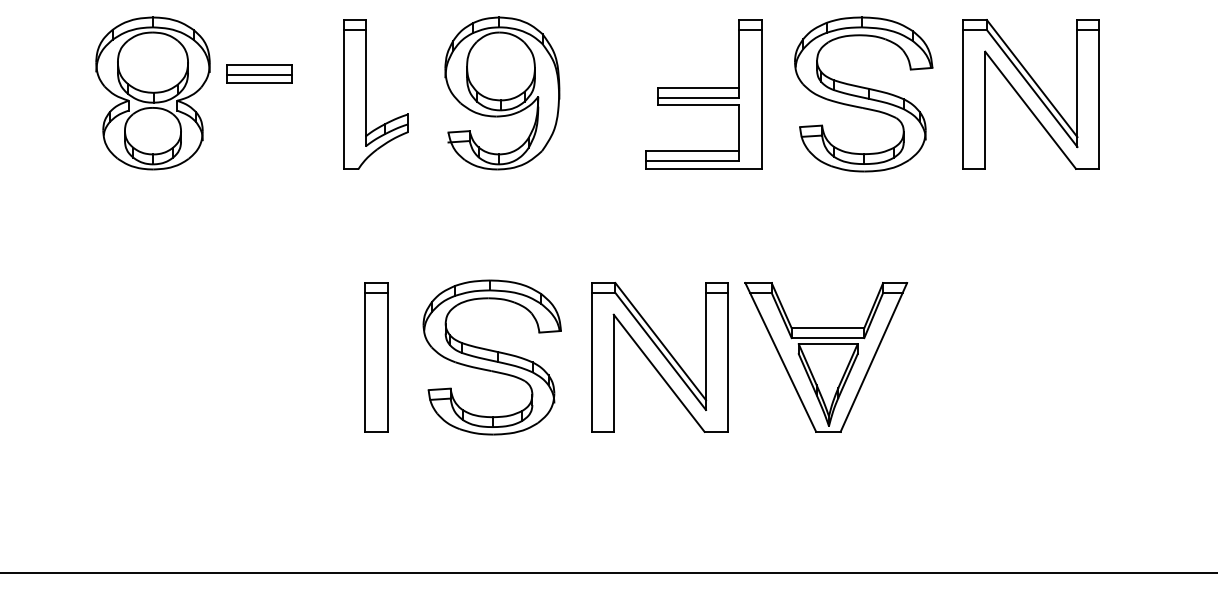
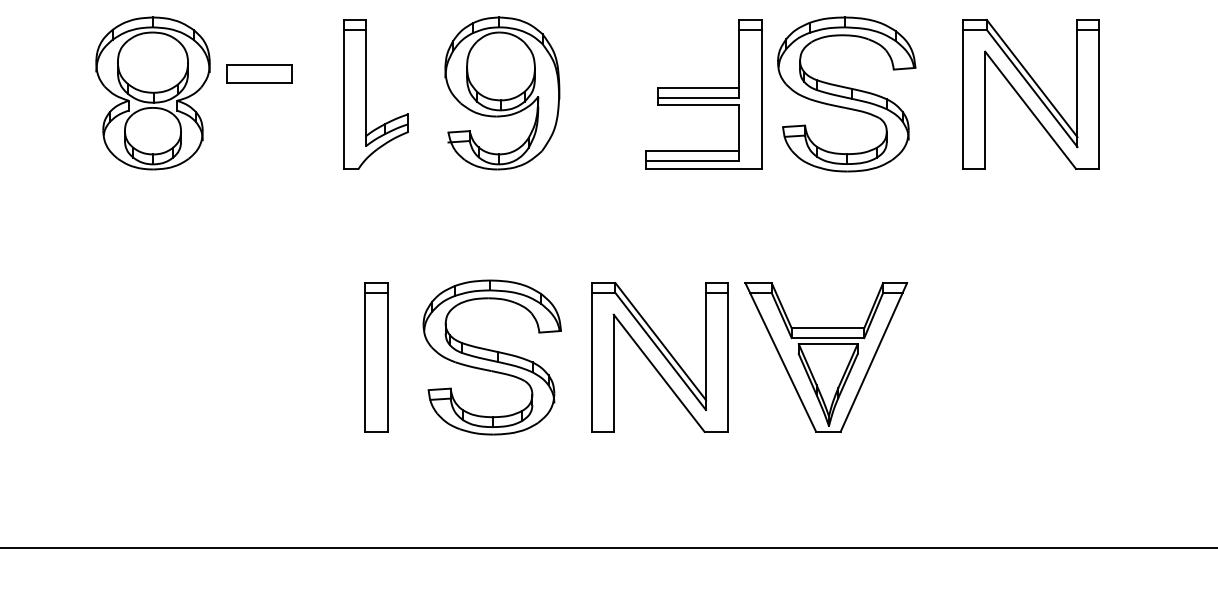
line: present -> none (259, 74)
part position: (863, 94) -> (846, 94) (846, 94)
line position: (608, 573) -> (608, 548) (608, 548)
